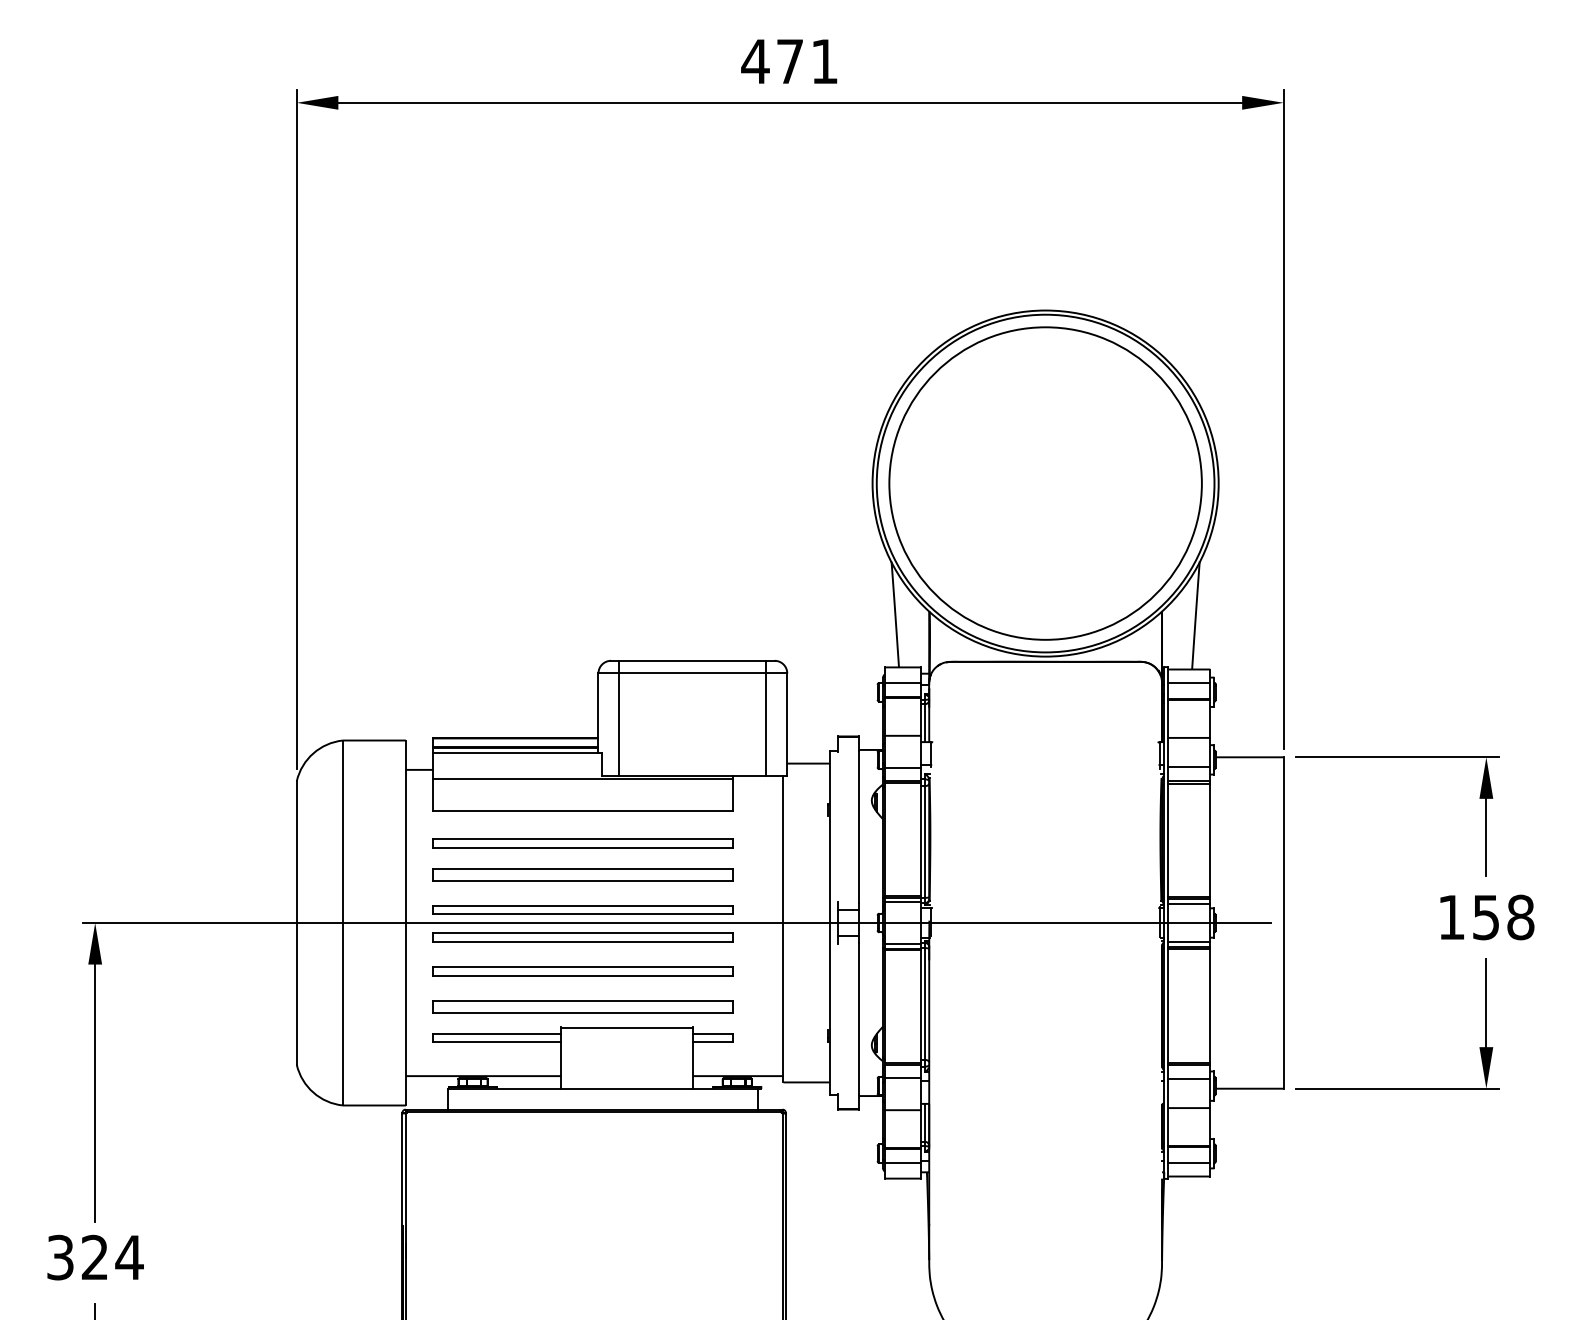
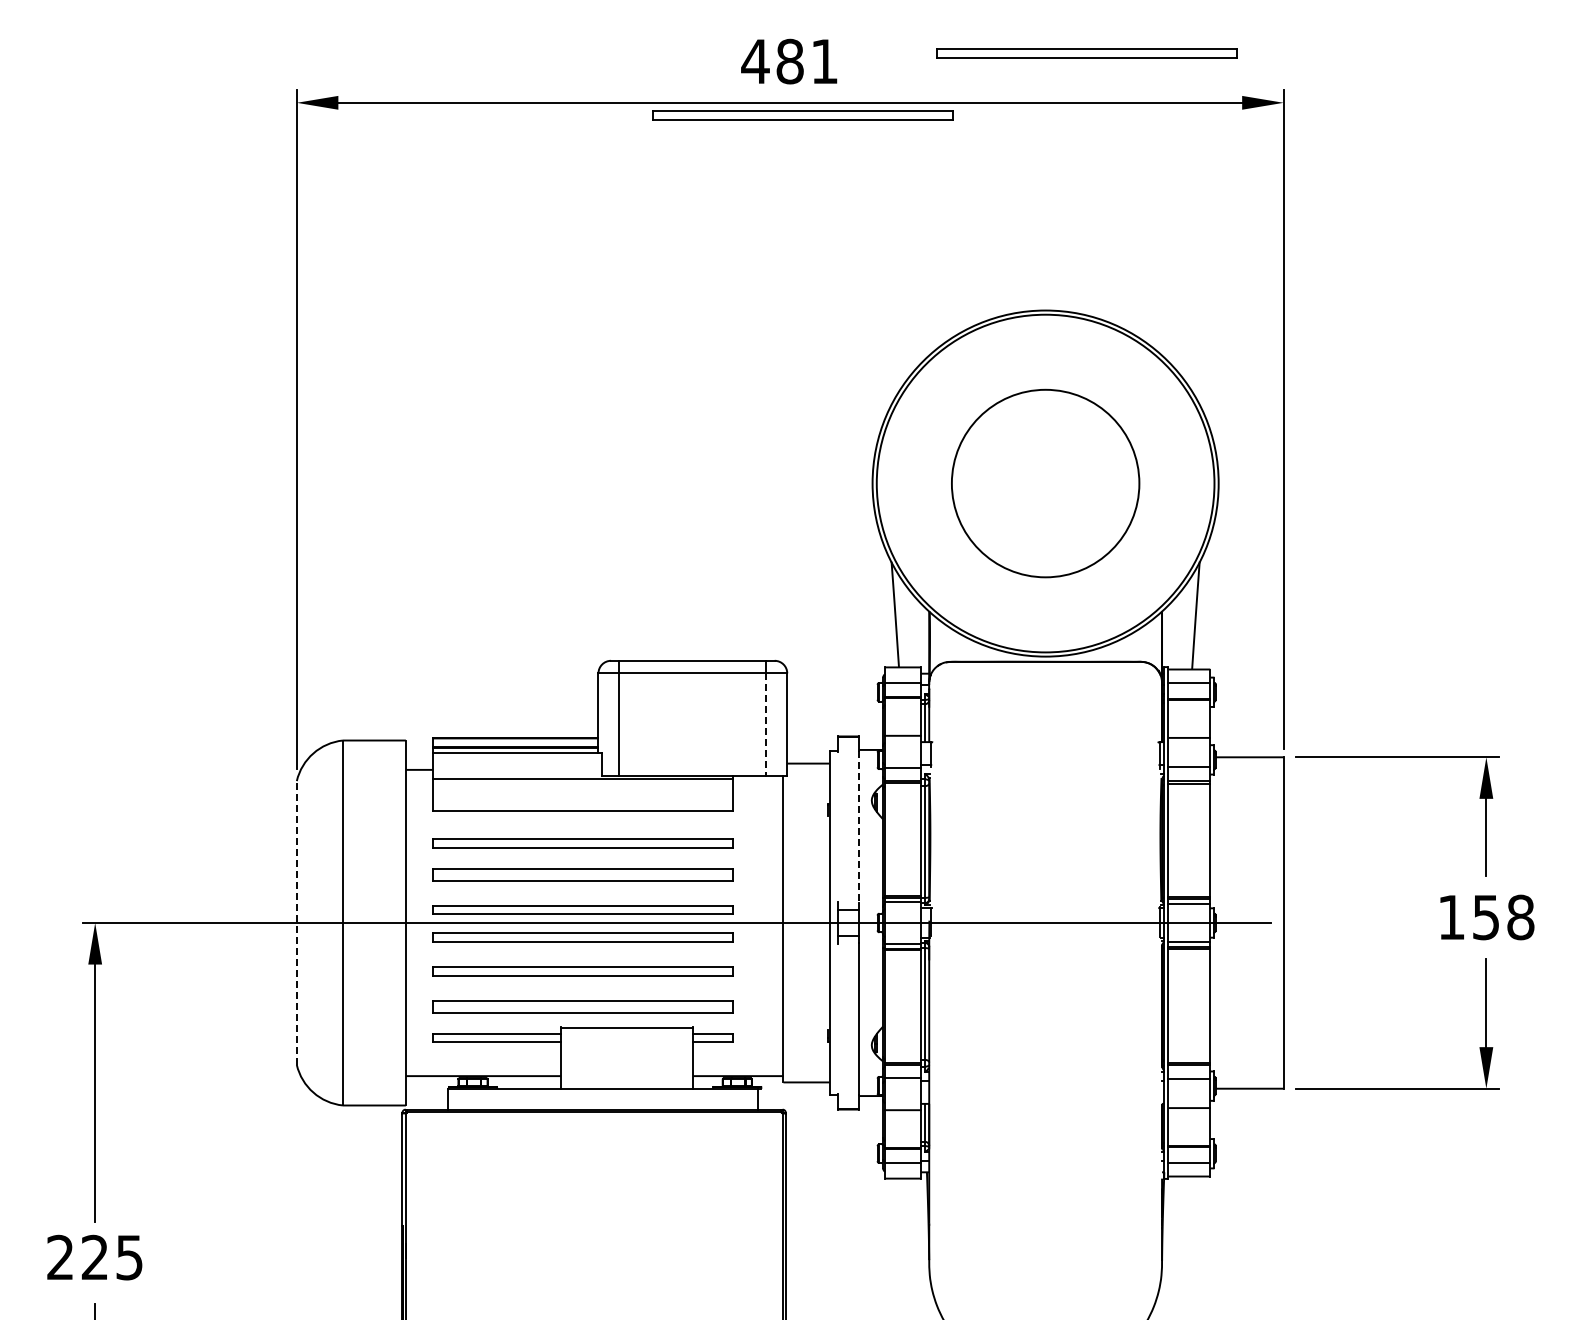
part: none -> present (1086, 53)
text: 471 -> 481 (789, 61)
part: none -> present (802, 115)
circle diameter: 313 px -> 188 px (1045, 483)
line: solid -> dashed (766, 725)
line: solid -> dashed (858, 826)
line: solid -> dashed (296, 923)
text: 324 -> 225 (95, 1257)
